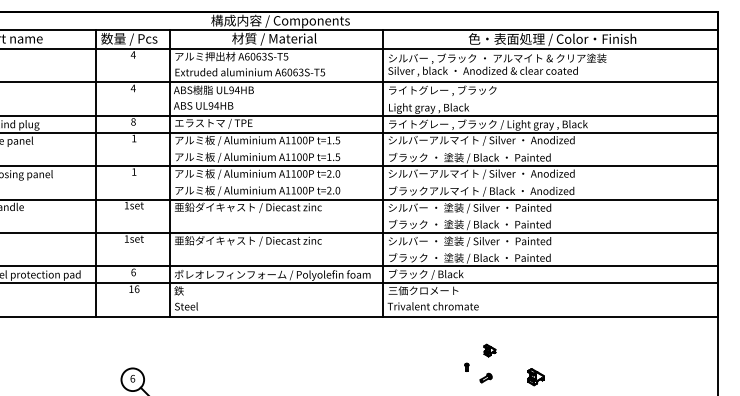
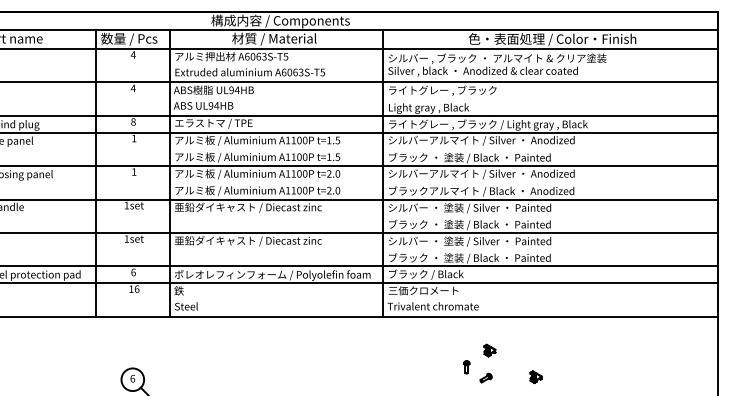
part size: 6x10 px -> 8x15 px (466, 367)
part size: 18x19 px -> 14x15 px (535, 377)
